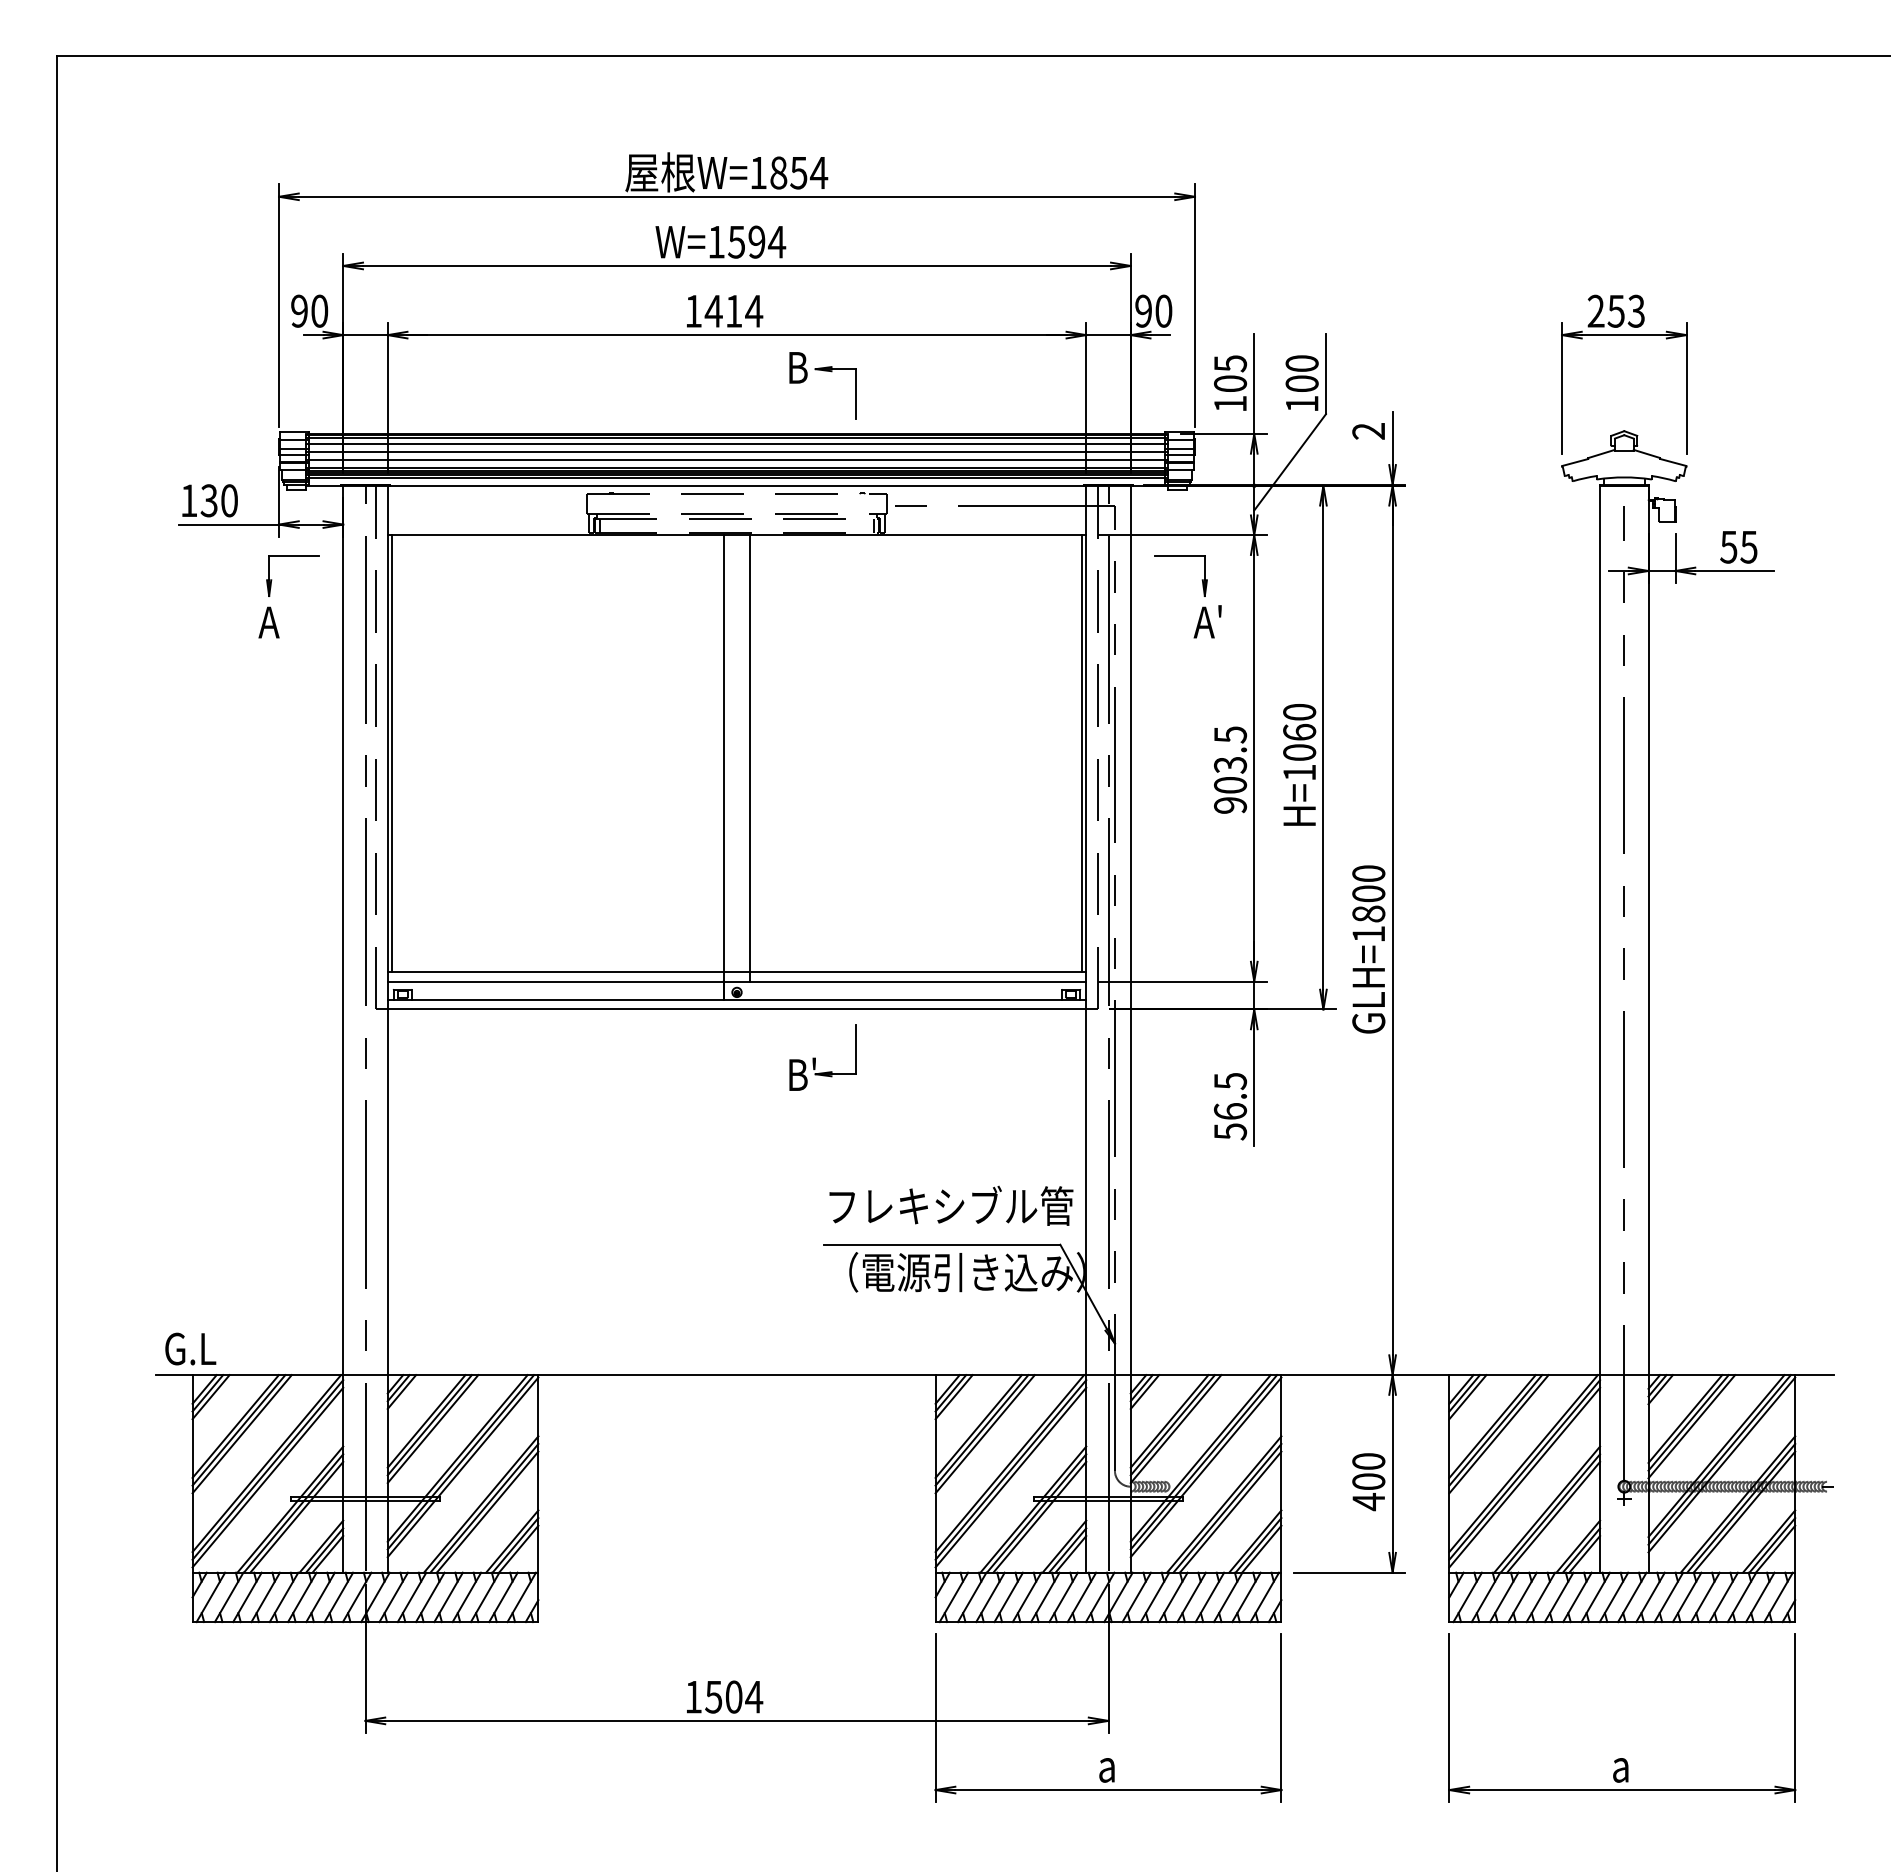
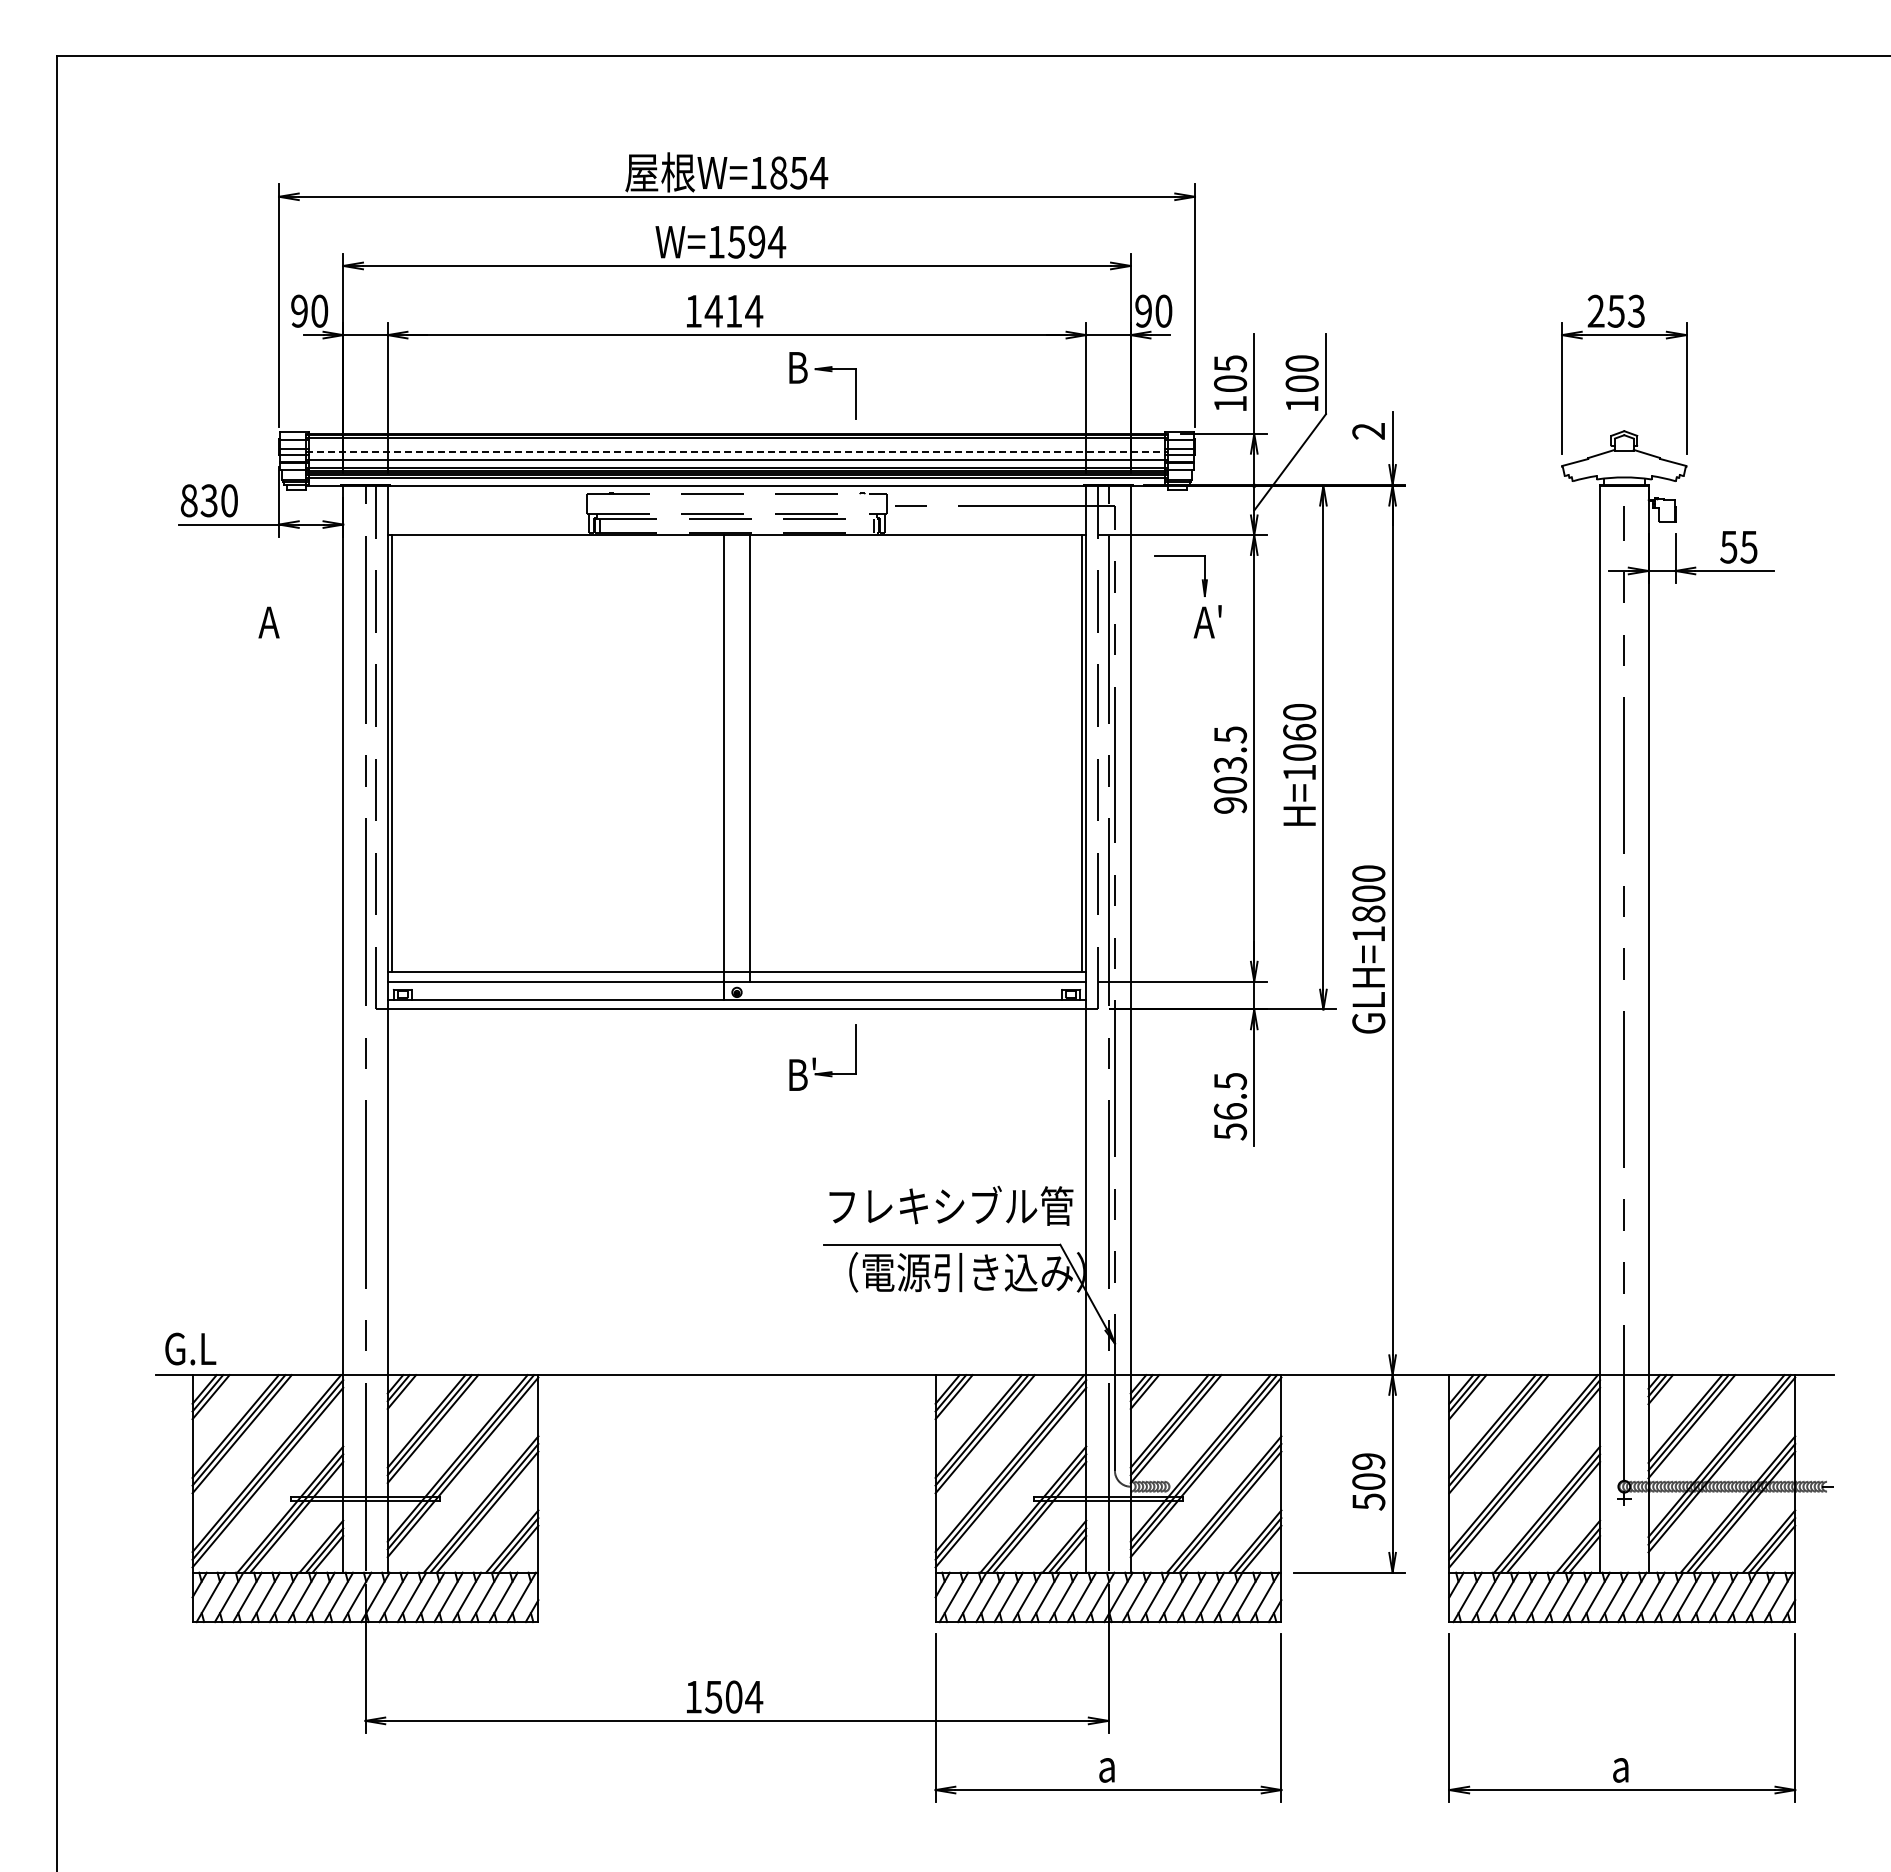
line: present -> none (736, 444)
line: solid -> dashed (737, 451)
text: 130 -> 830 (188, 500)
part: present -> none (292, 556)
text: 400 -> 509 (1368, 1482)
